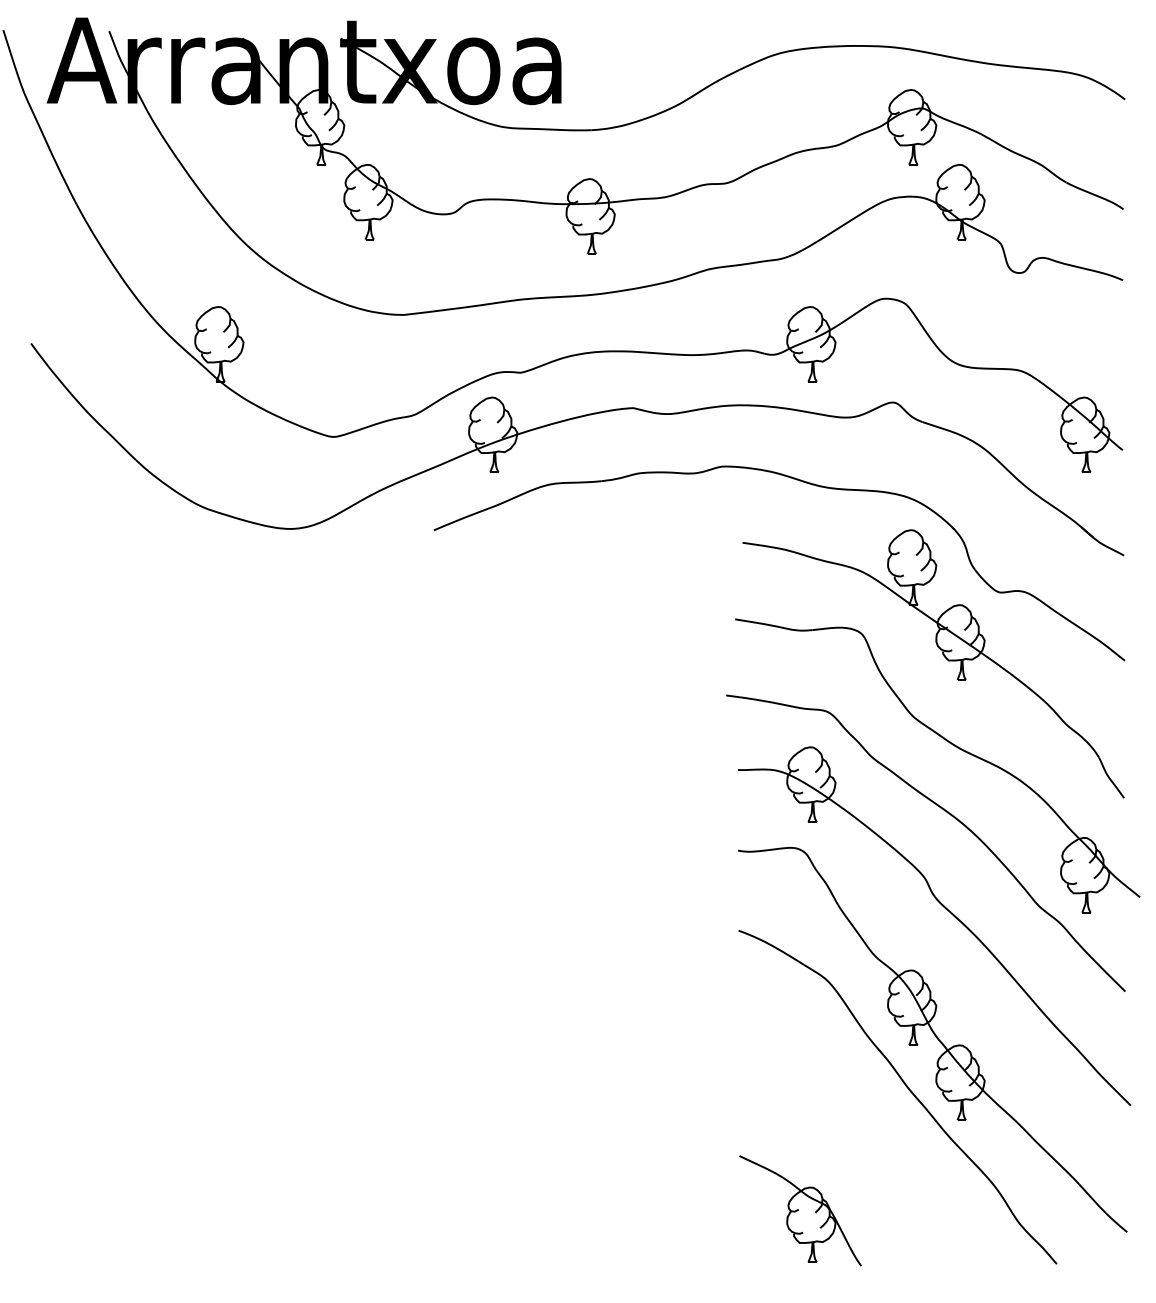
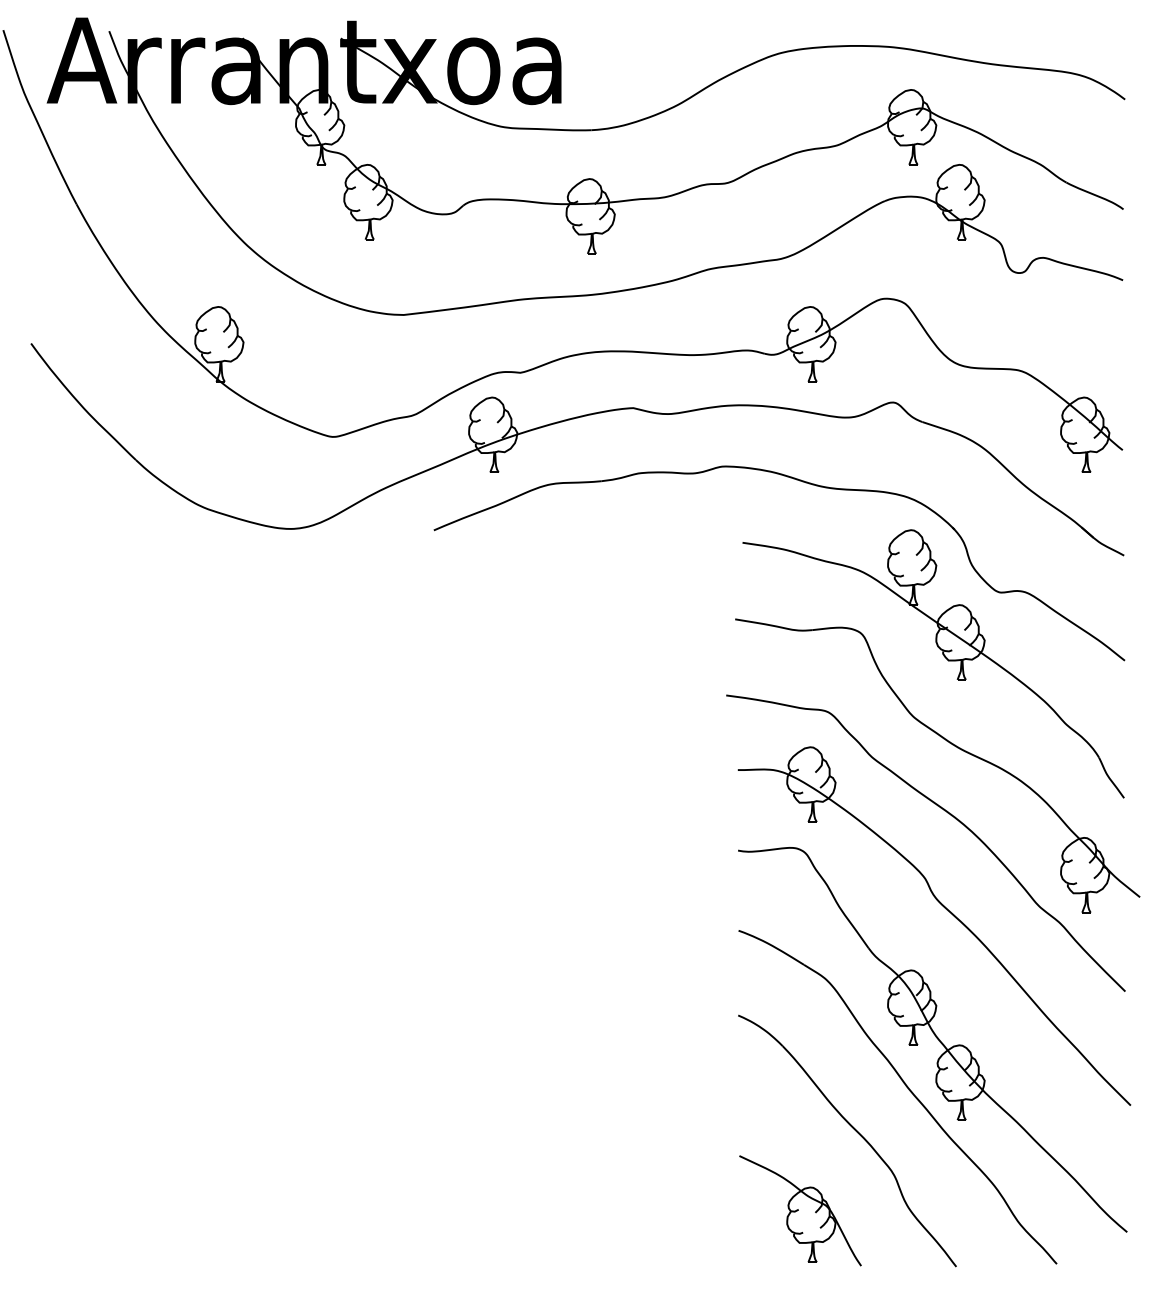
part: none -> present (855, 1131)
